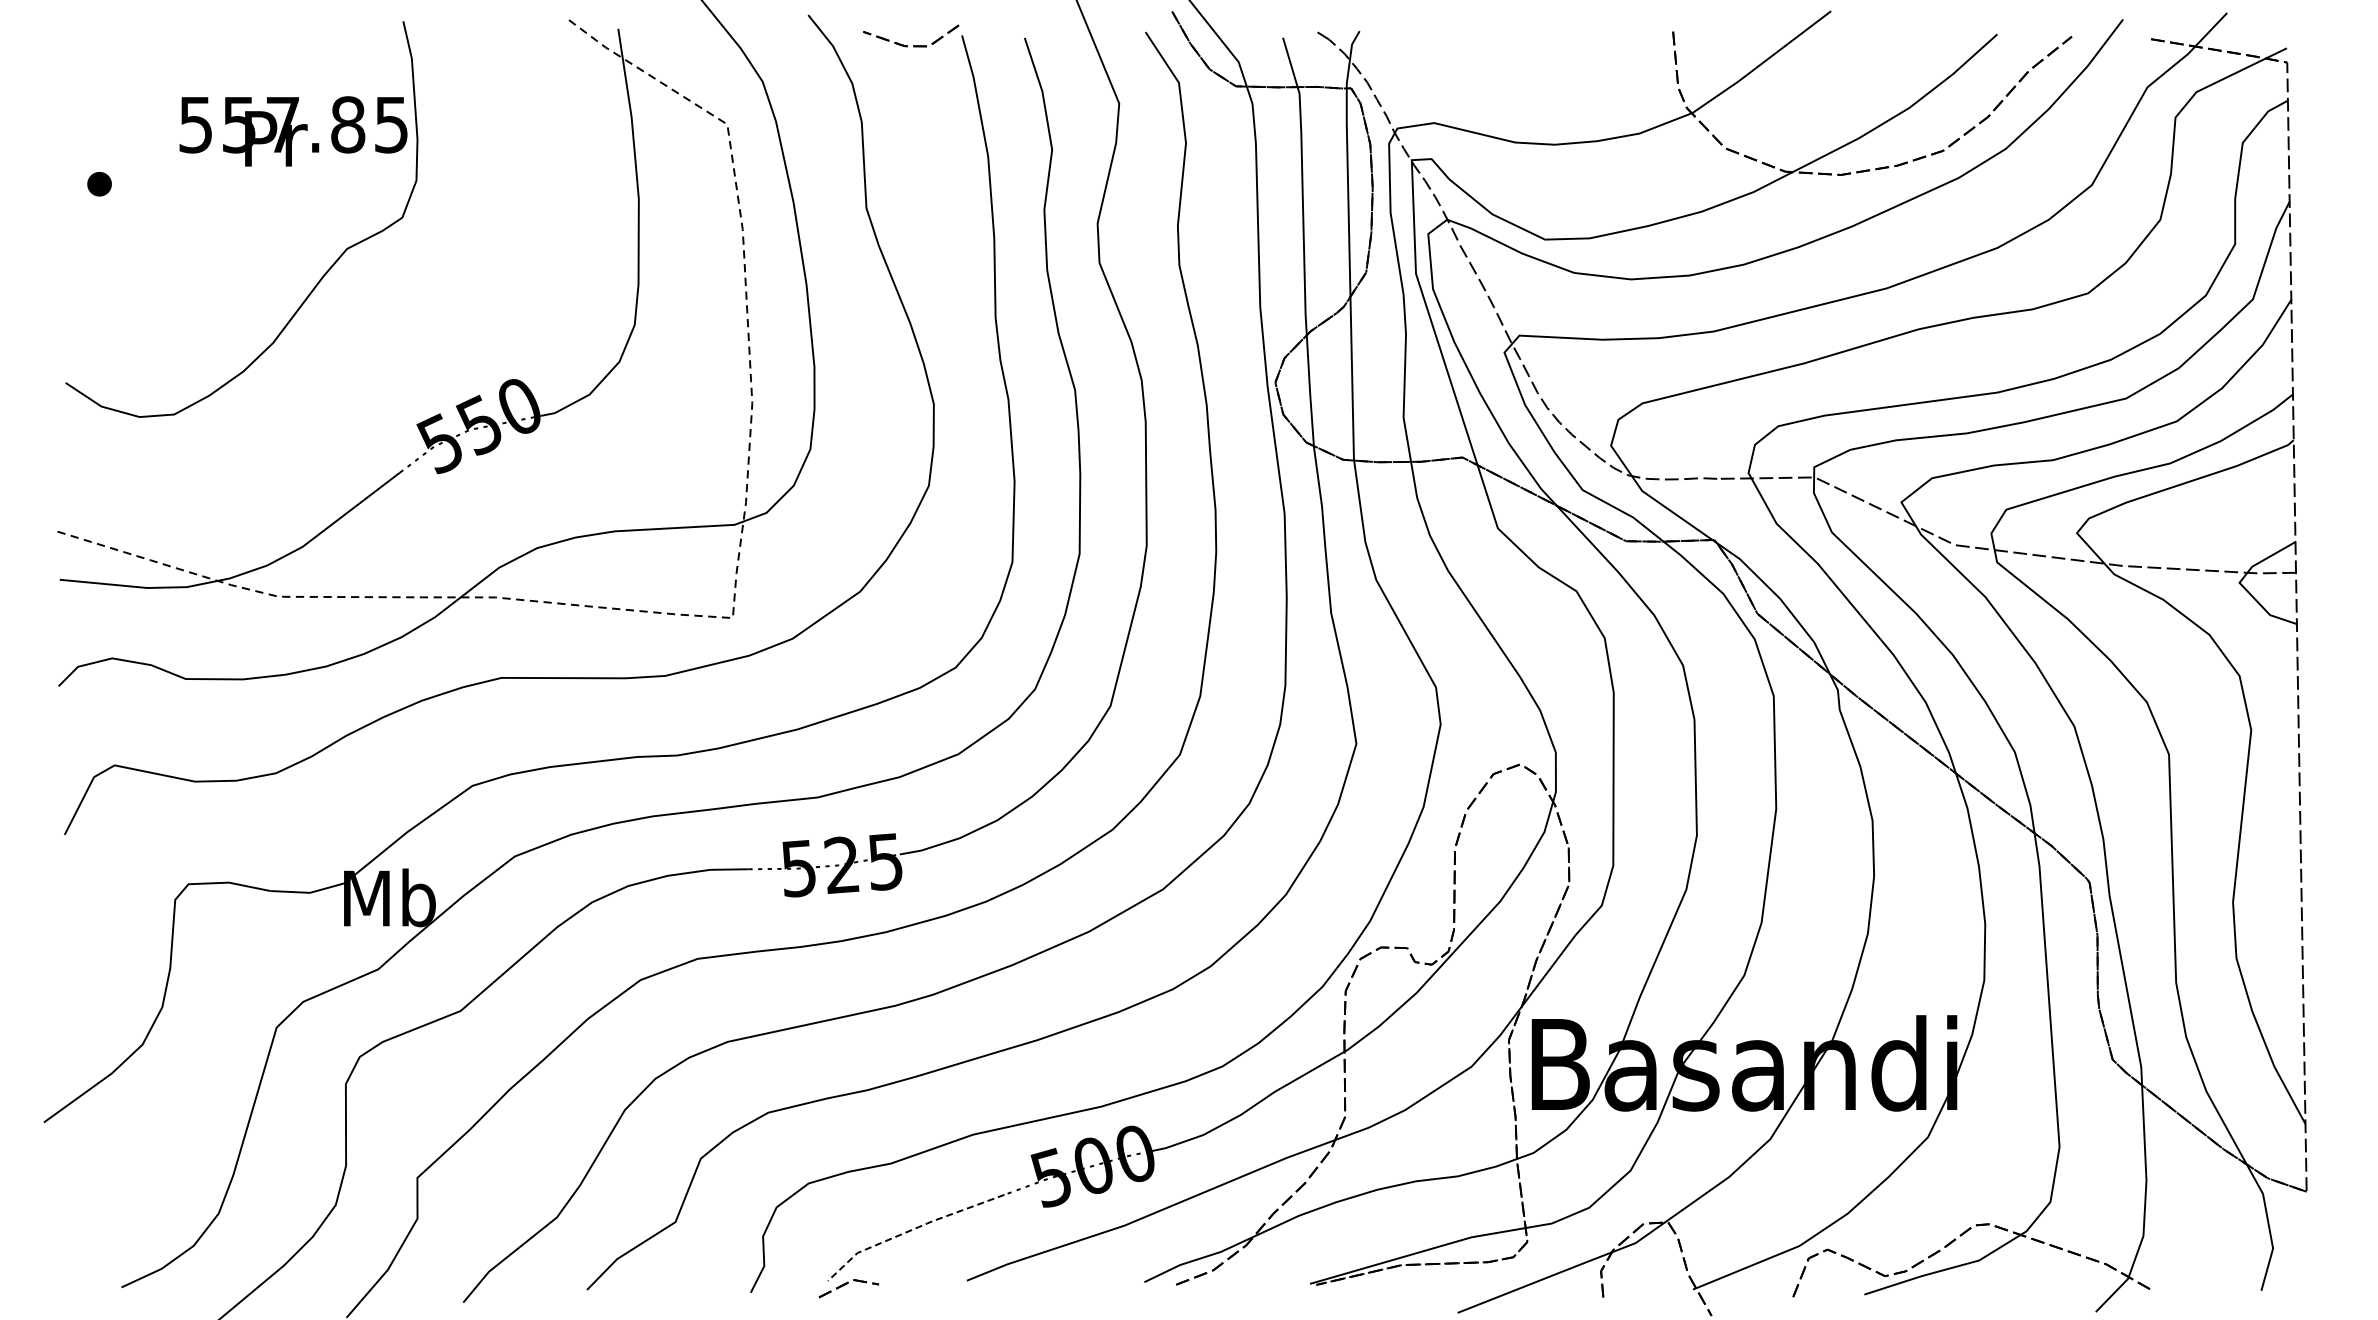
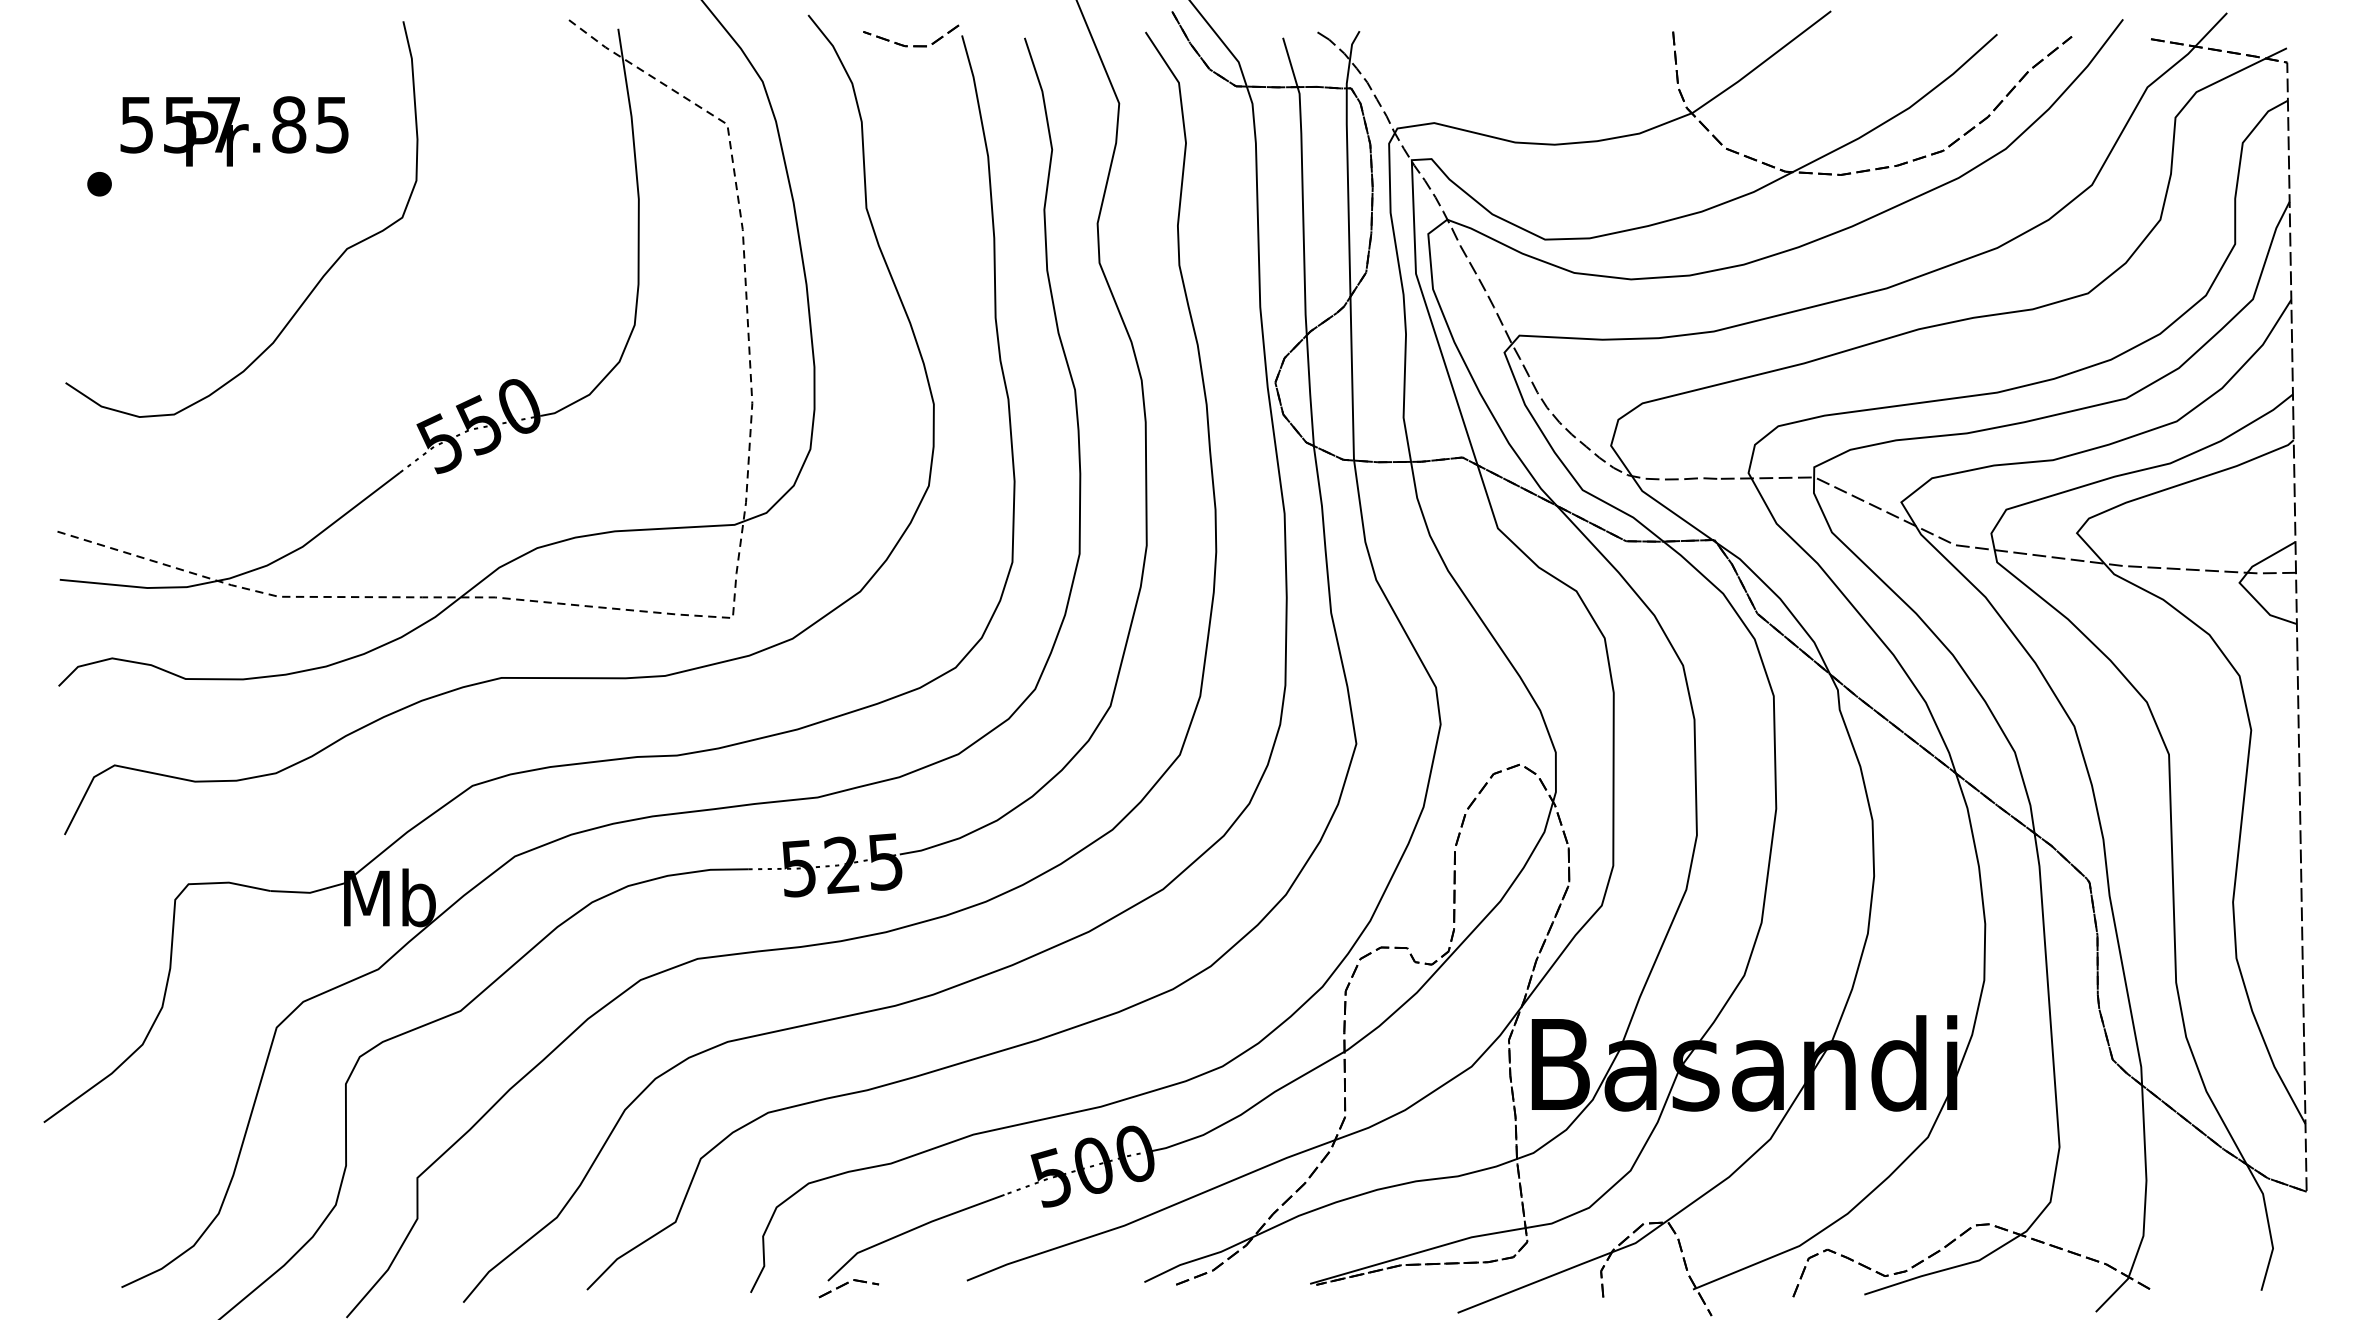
text position: (293, 131) -> (234, 131) (234, 131)
line: dashed -> solid (911, 1230)
